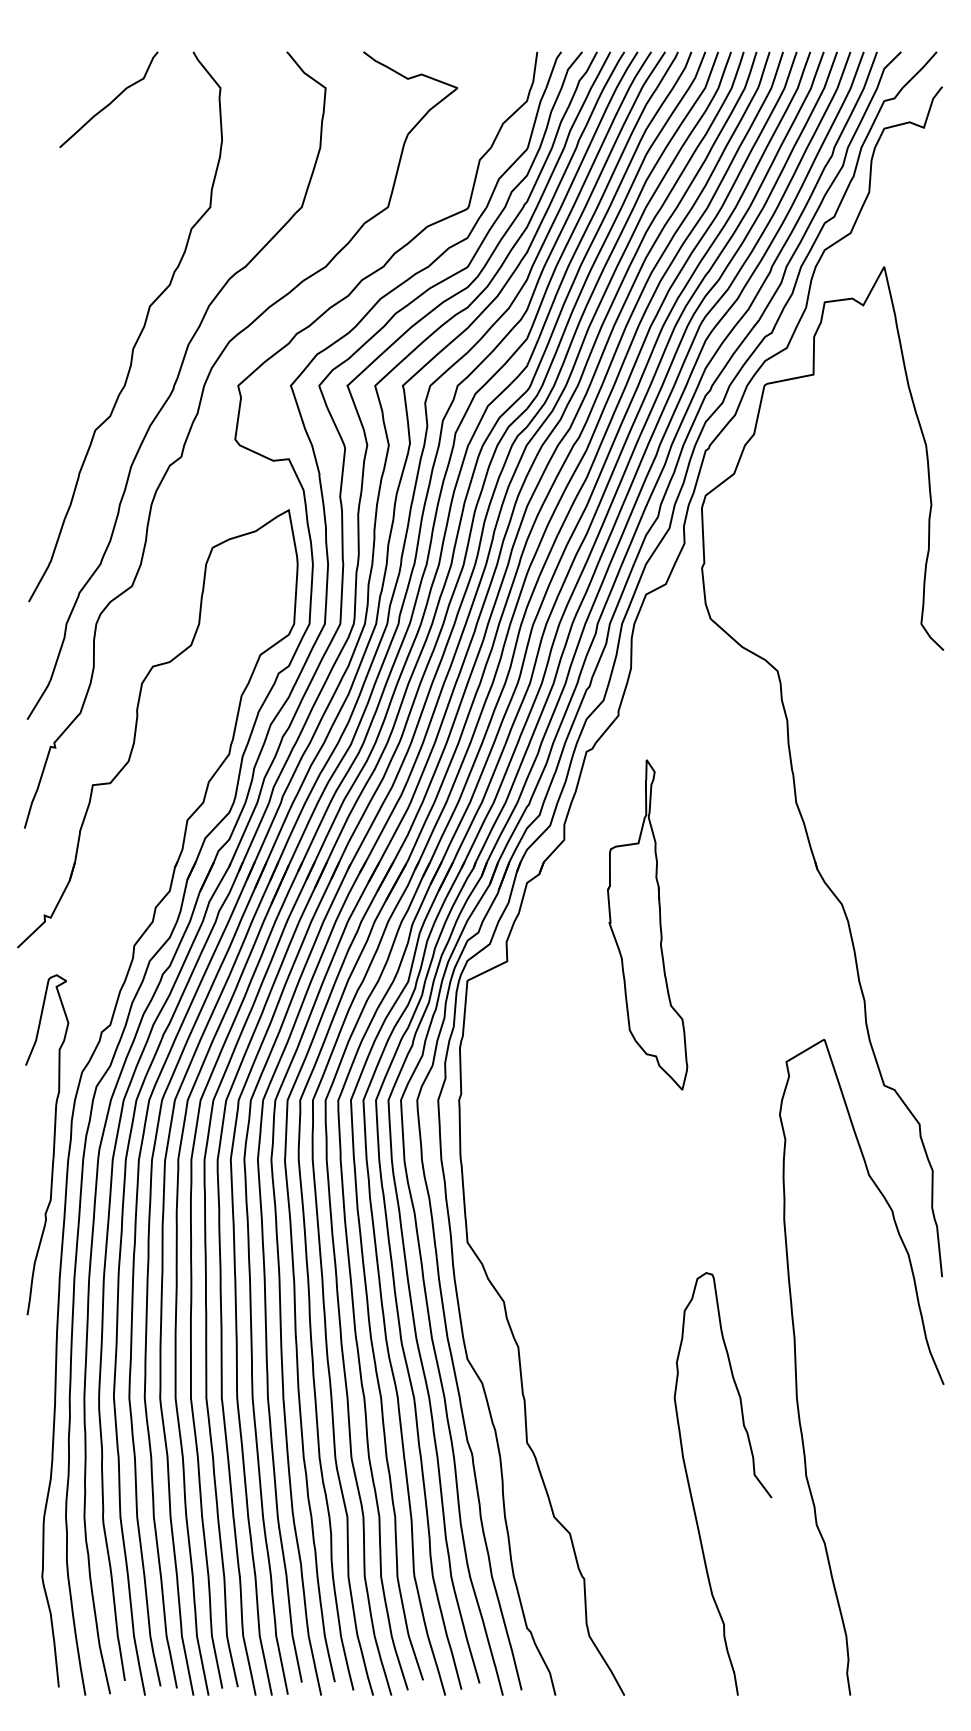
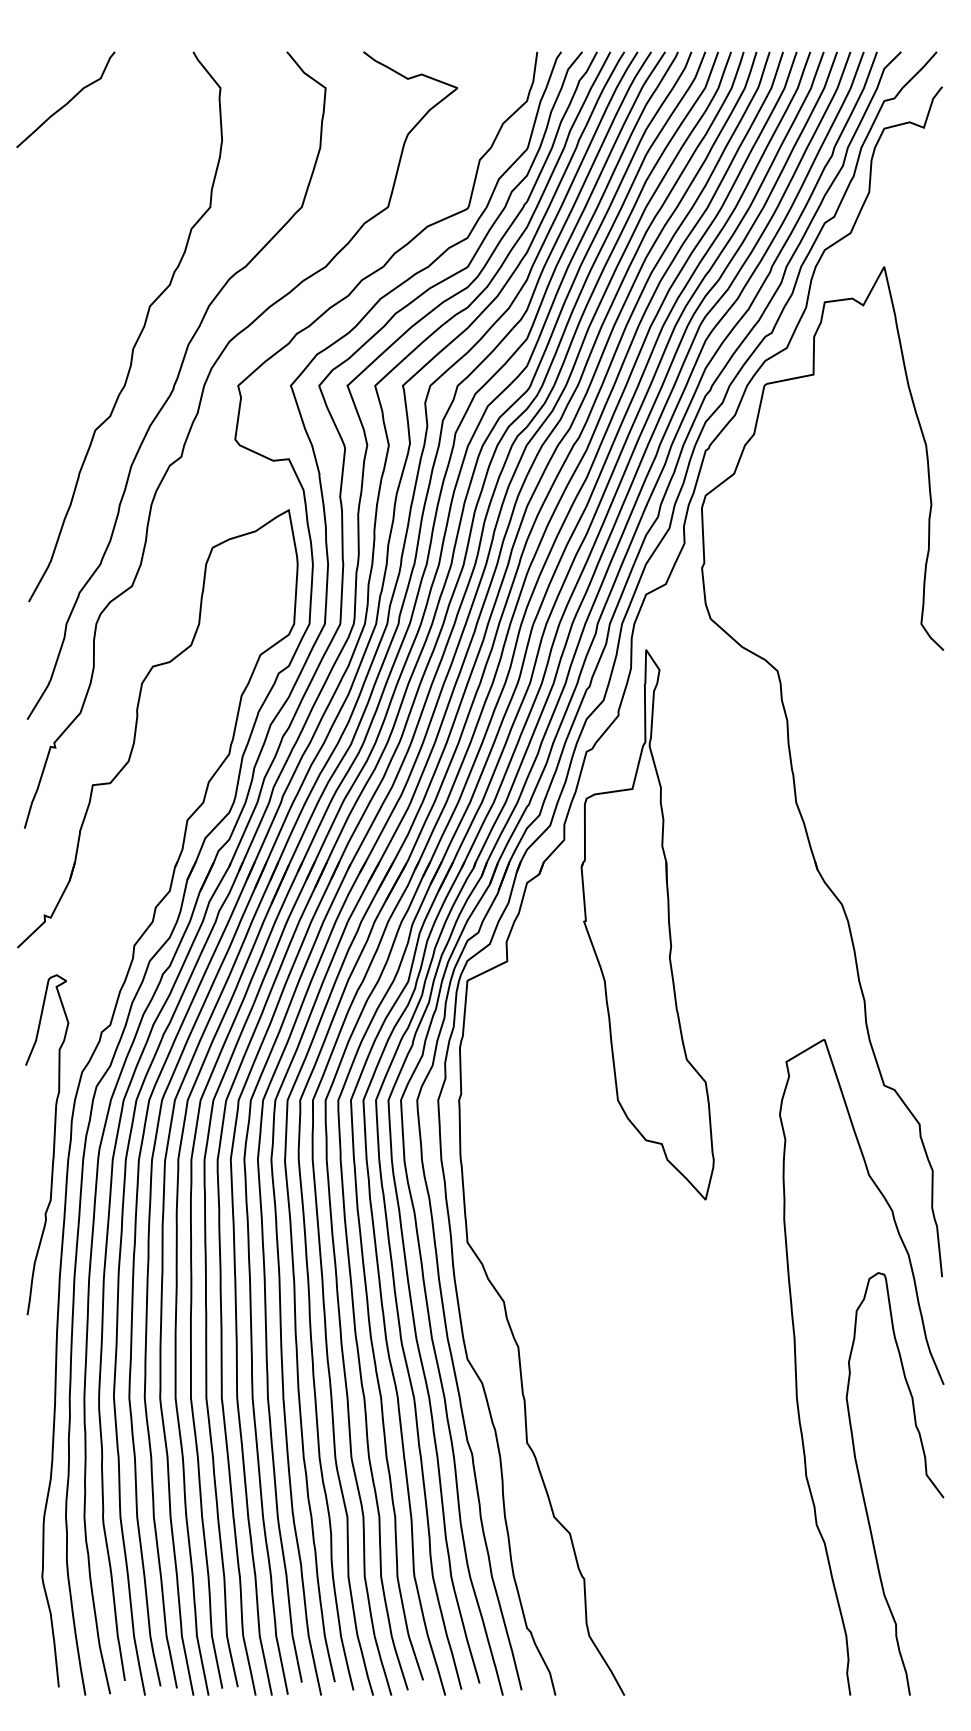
curve position: (109, 102) -> (66, 102) (66, 102)
part size: 82x332 px -> 135x552 px (647, 924)
curve position: (753, 1475) -> (925, 1475) (925, 1475)
